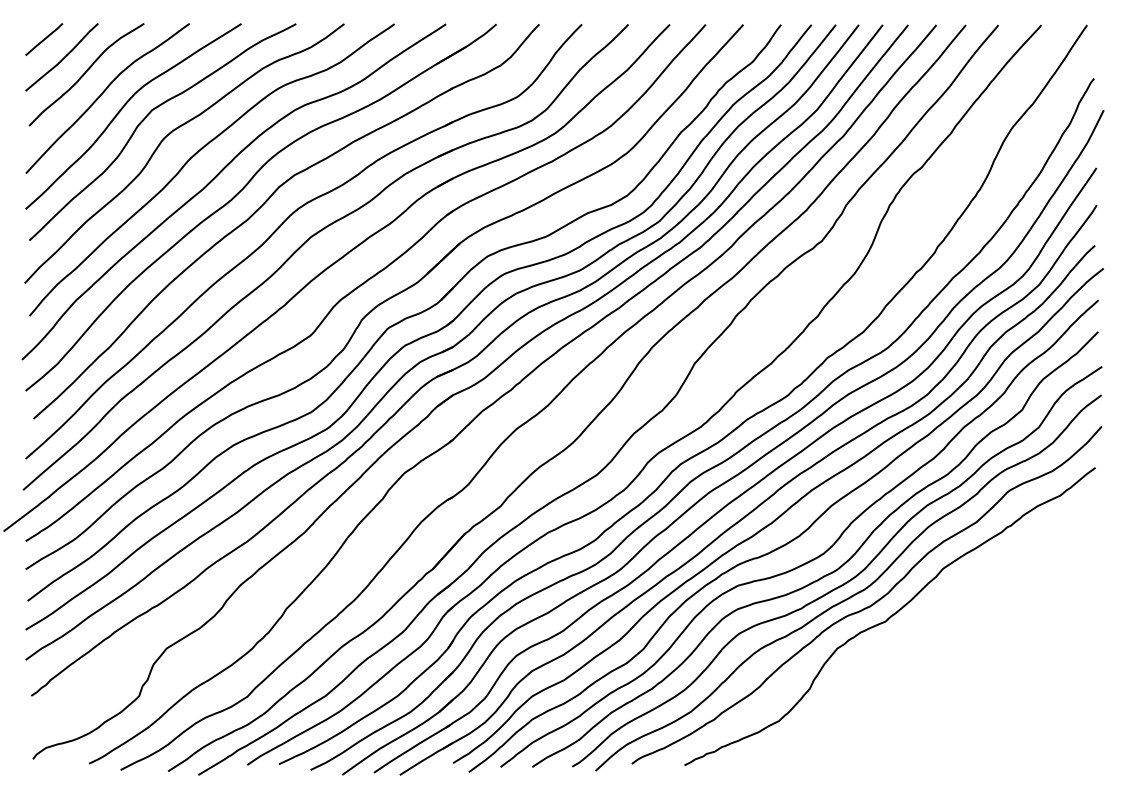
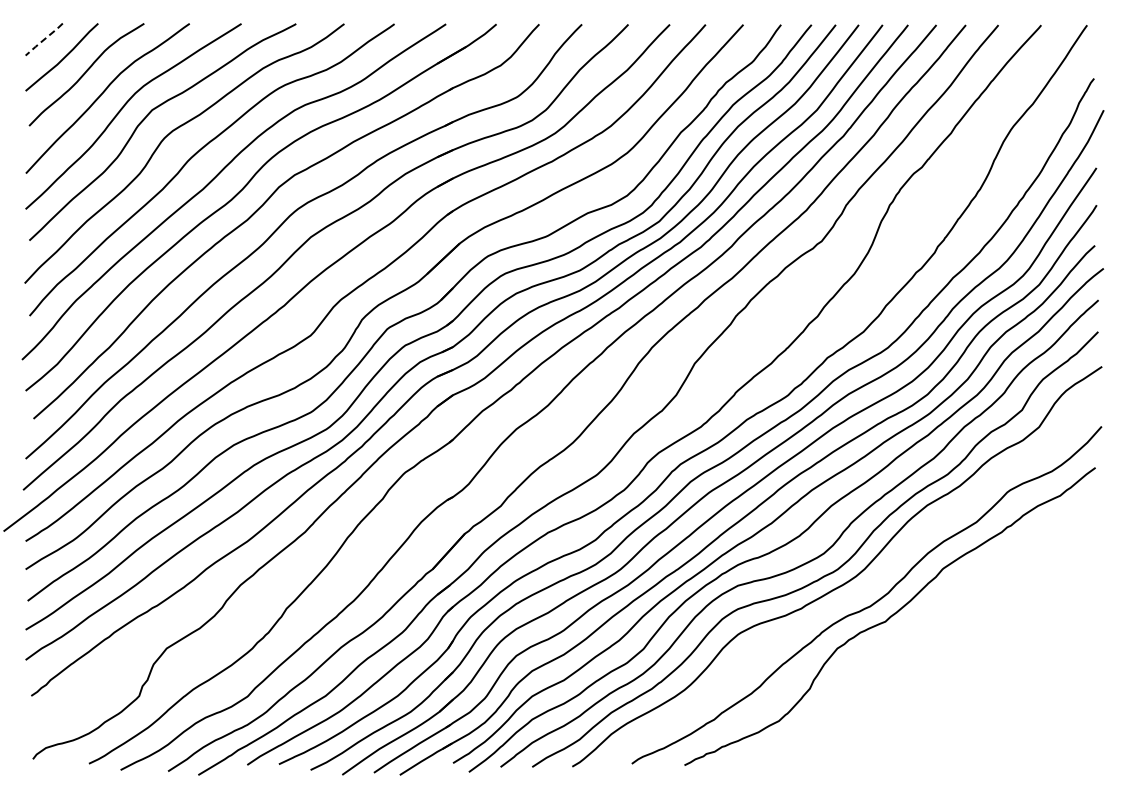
line: solid -> dashed (43, 40)
curve: present -> none (854, 593)
